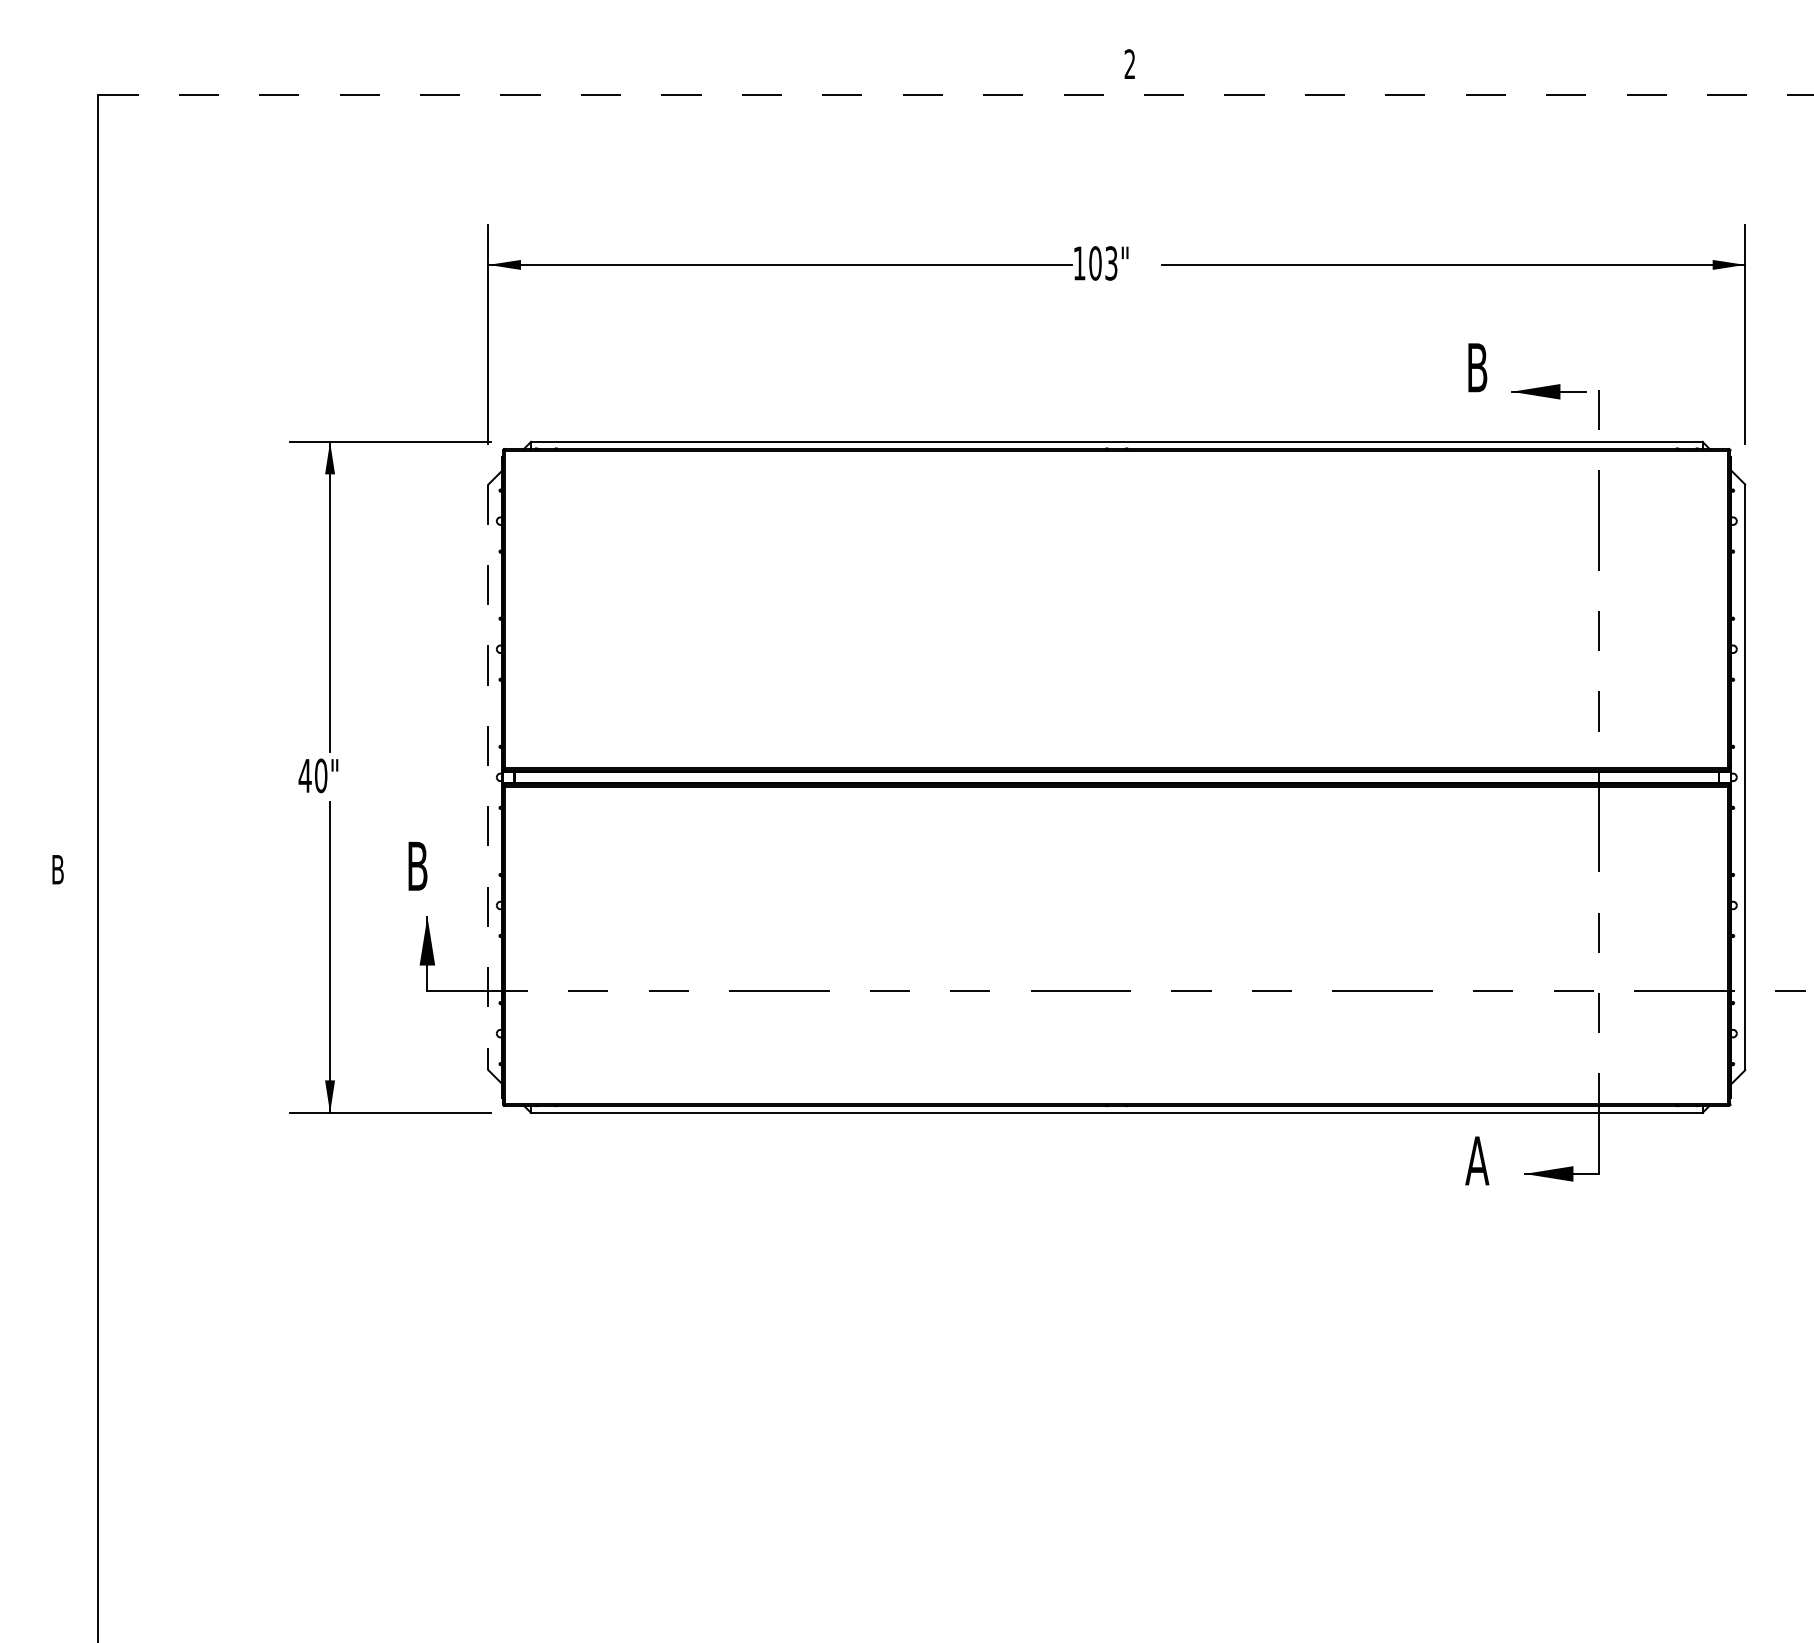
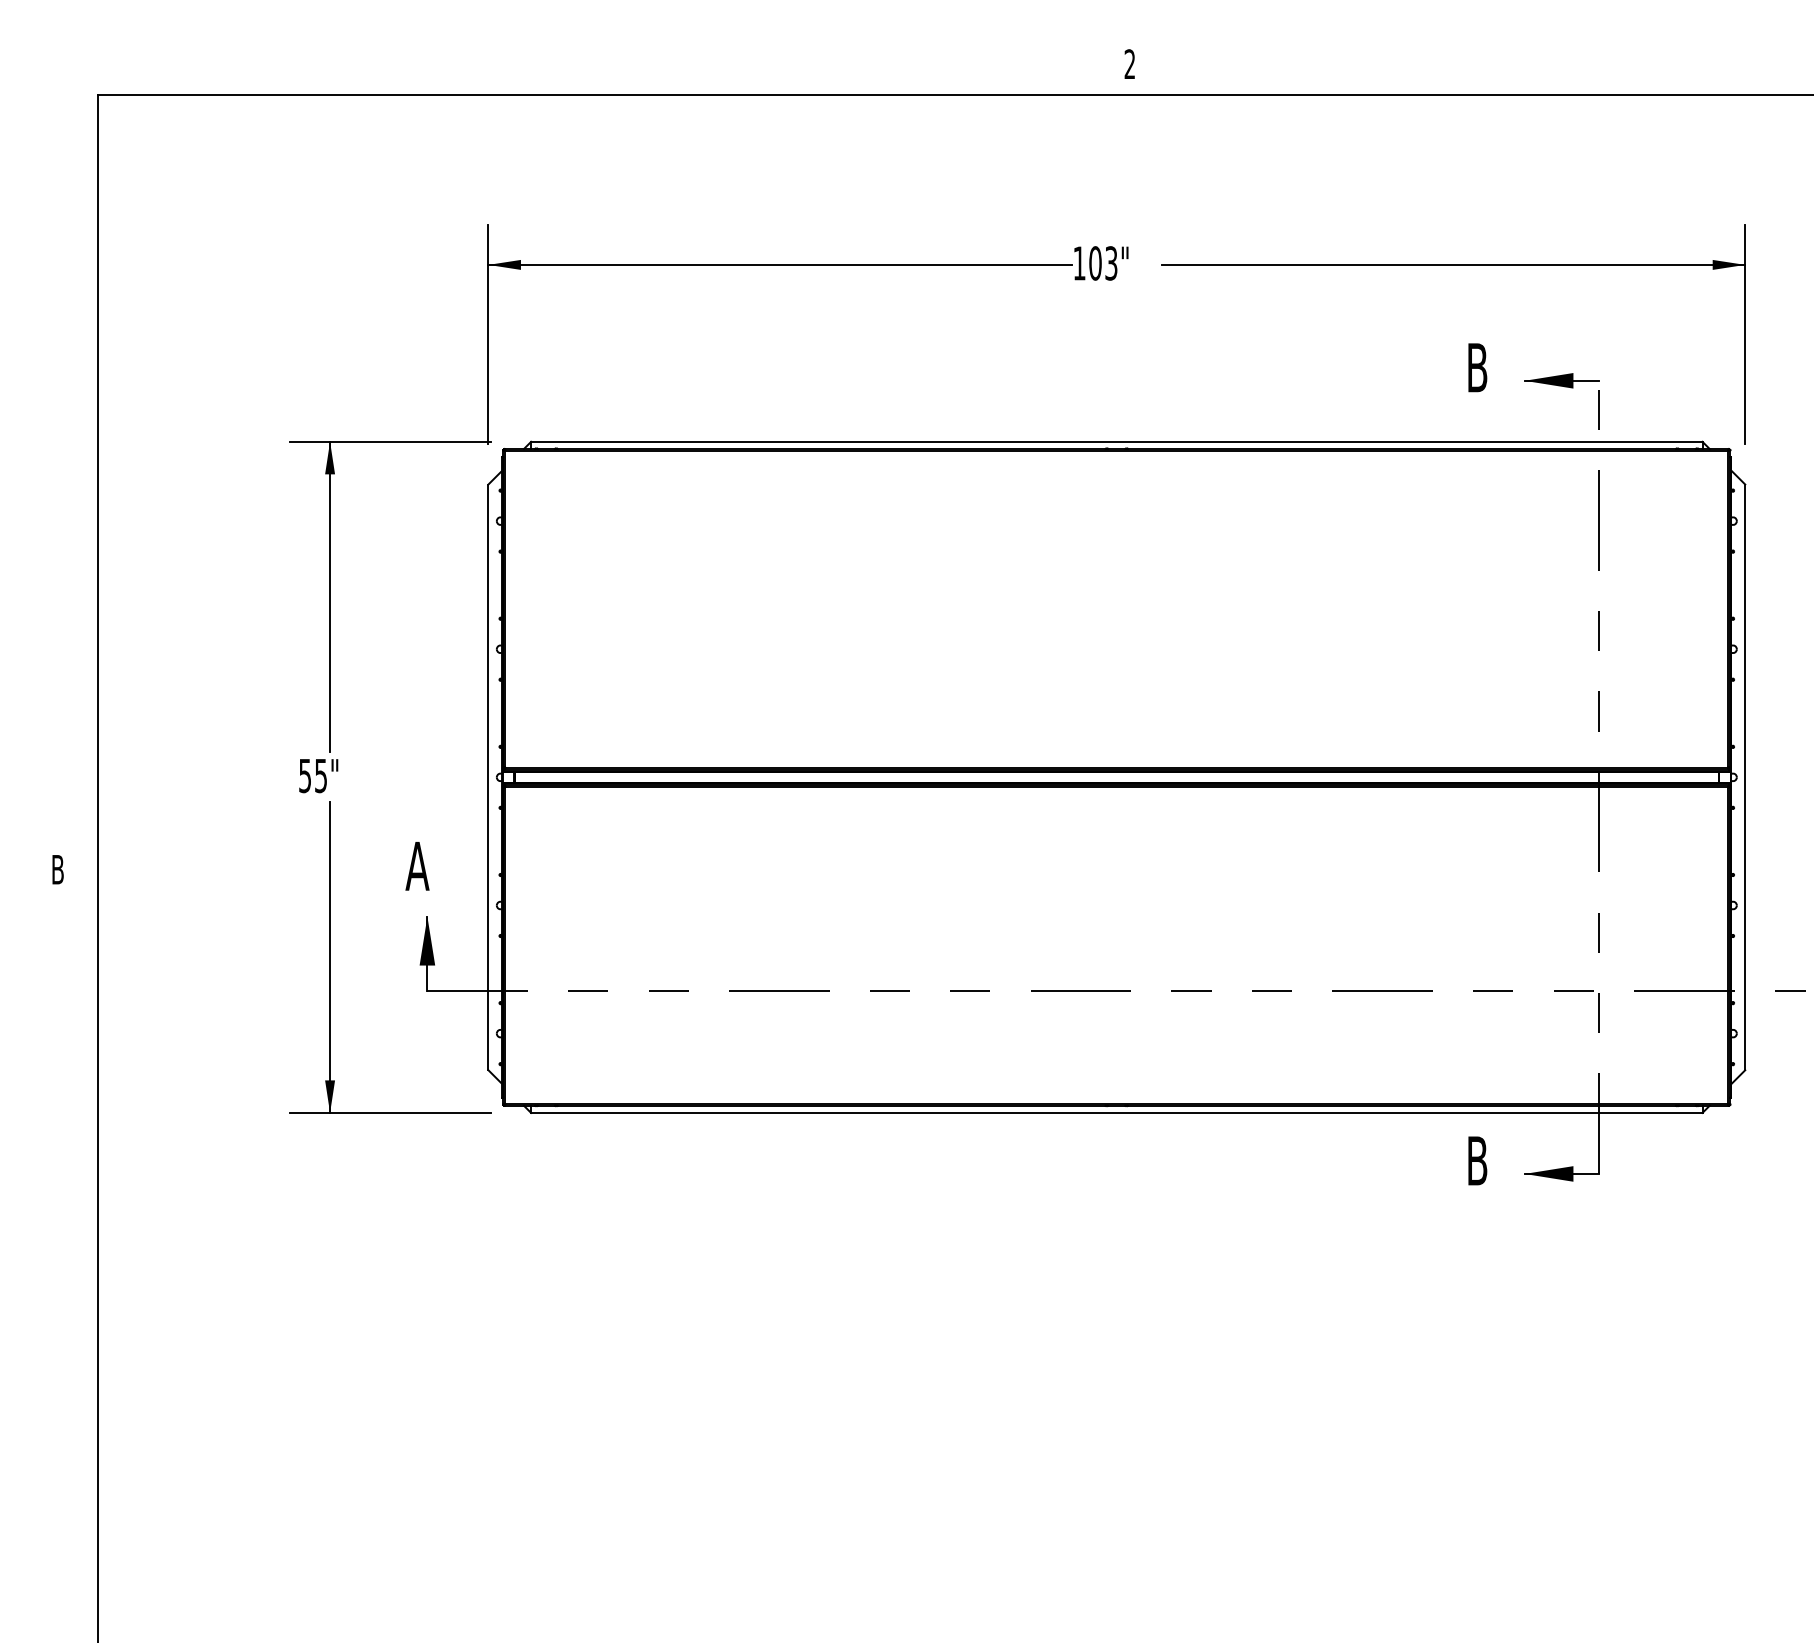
line: dashed -> solid (956, 95)
part position: (1548, 391) -> (1561, 380) (1561, 380)
text: 40" -> 55" (312, 775)
line: dashed -> solid (488, 777)
text: B -> A (417, 865)
text: A -> B (1477, 1160)
